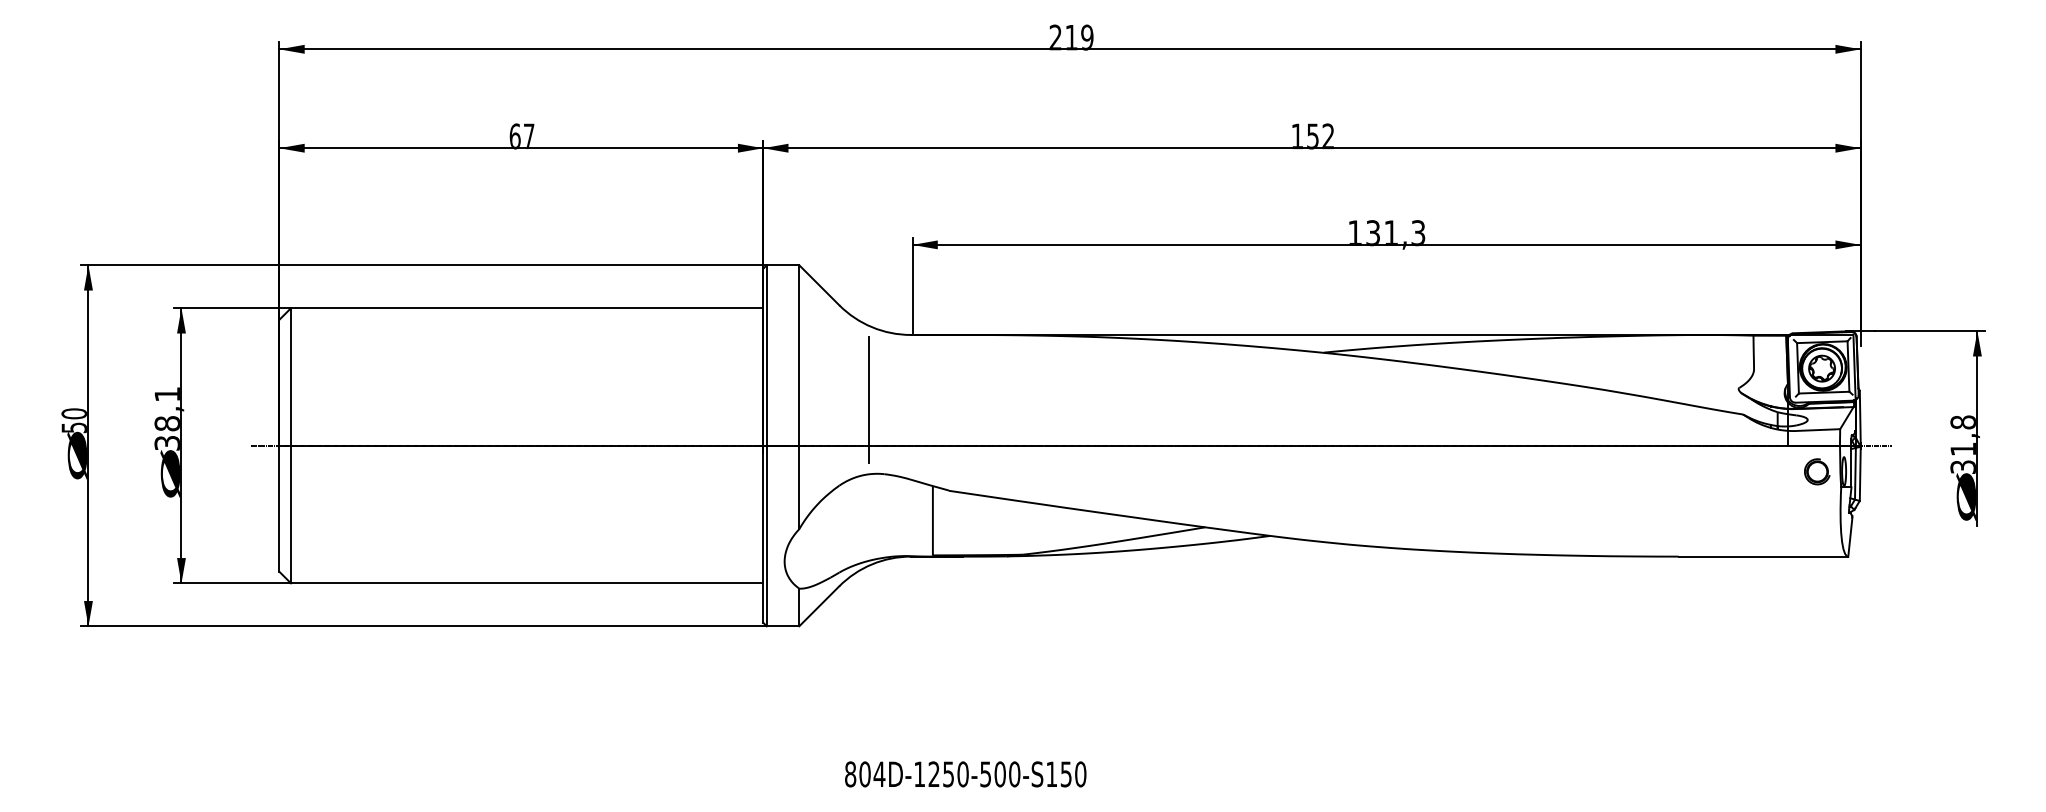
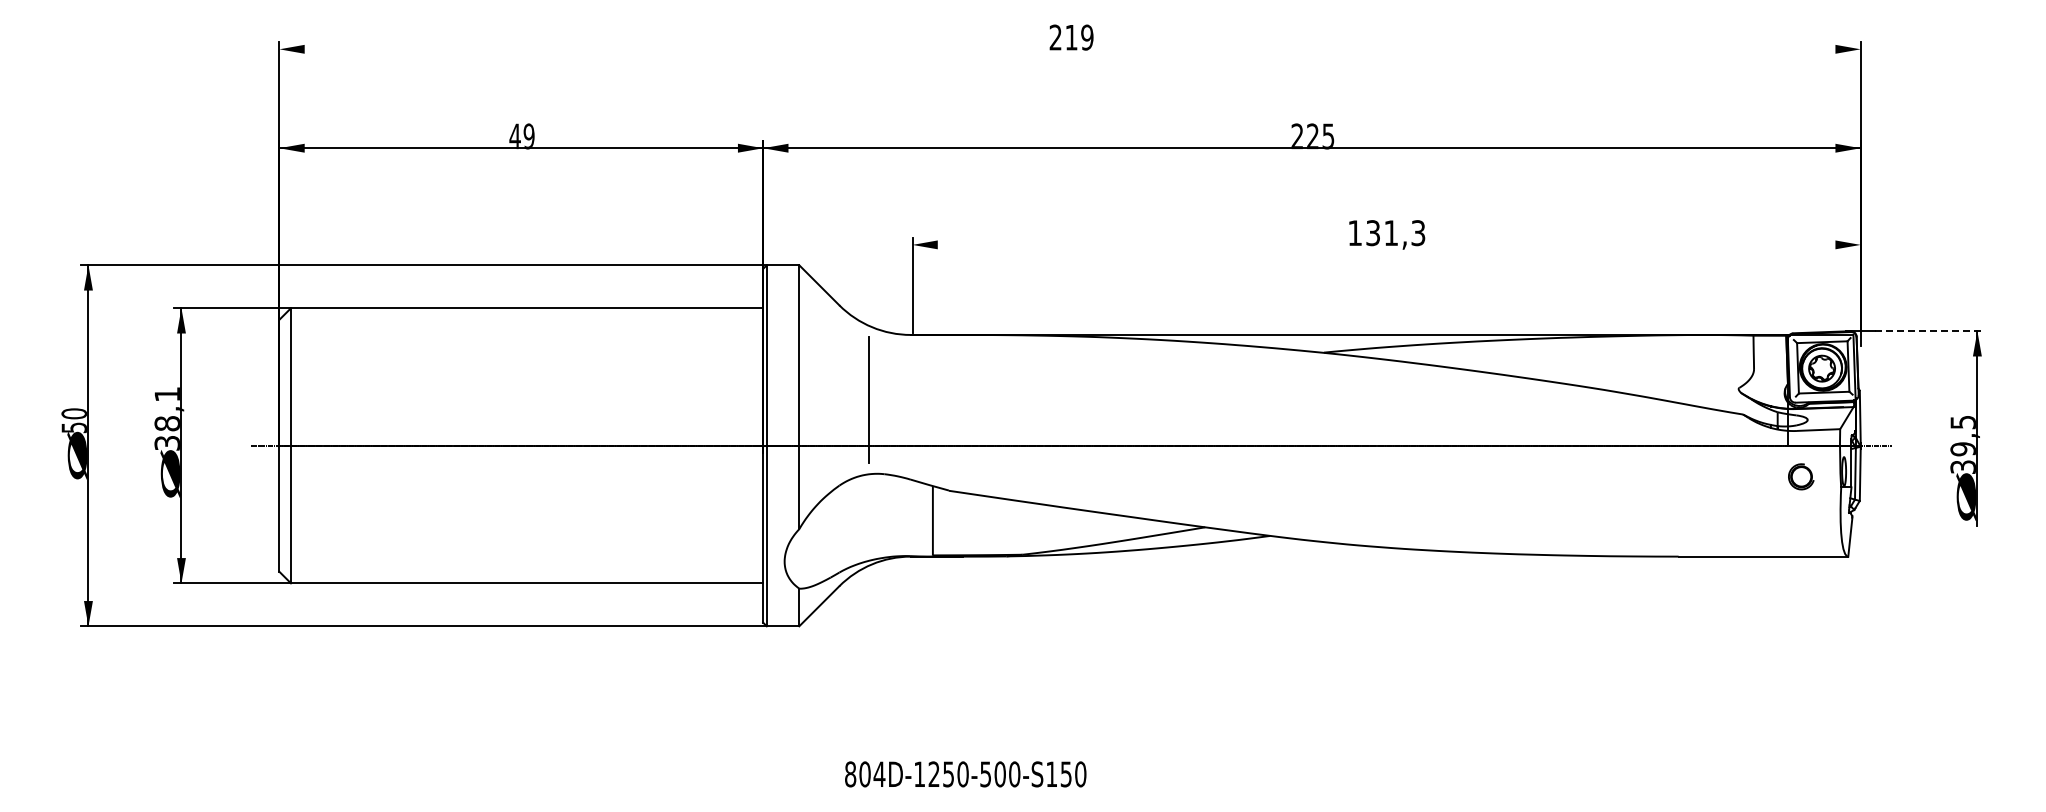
line: present -> none (1069, 49)
text: 67 -> 49 (521, 136)
text: 152 -> 225 (1312, 136)
line: present -> none (1386, 244)
line: solid -> dashed (1929, 331)
text: 31,8 -> 39,5 (1962, 435)
part position: (1817, 471) -> (1801, 476) (1801, 476)
